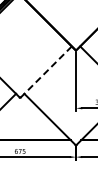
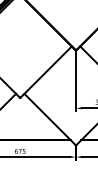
line: dashed -> solid (45, 72)
